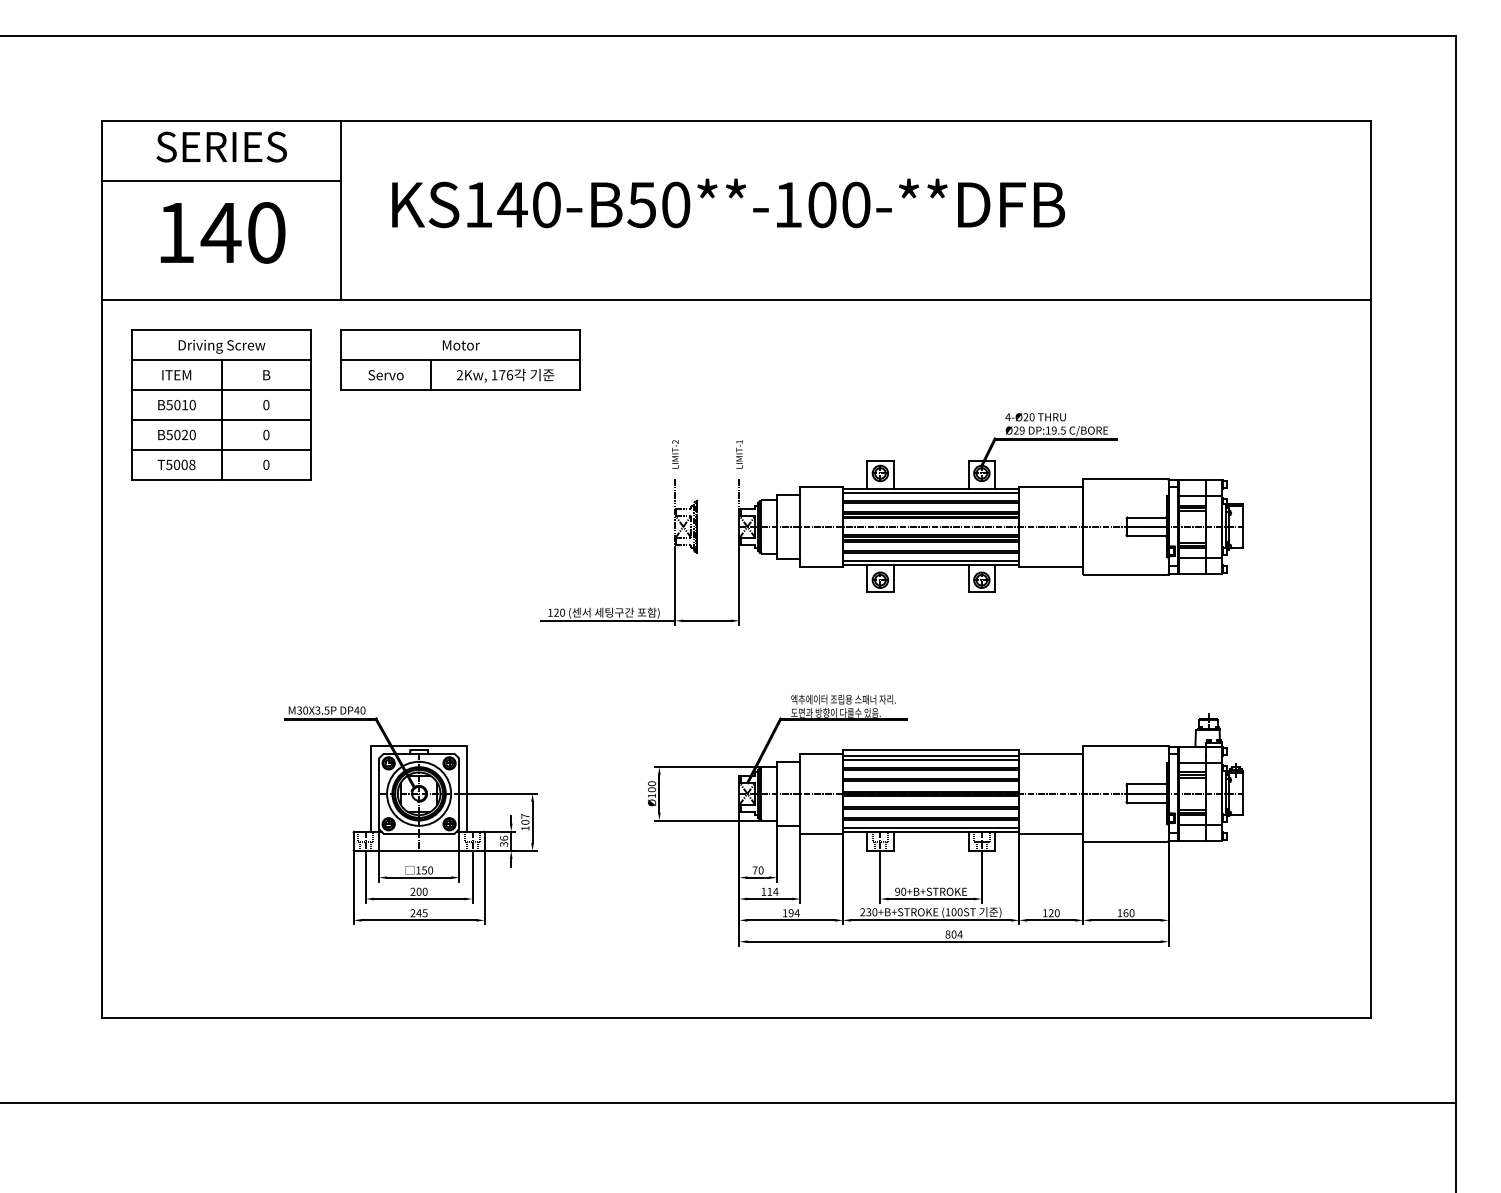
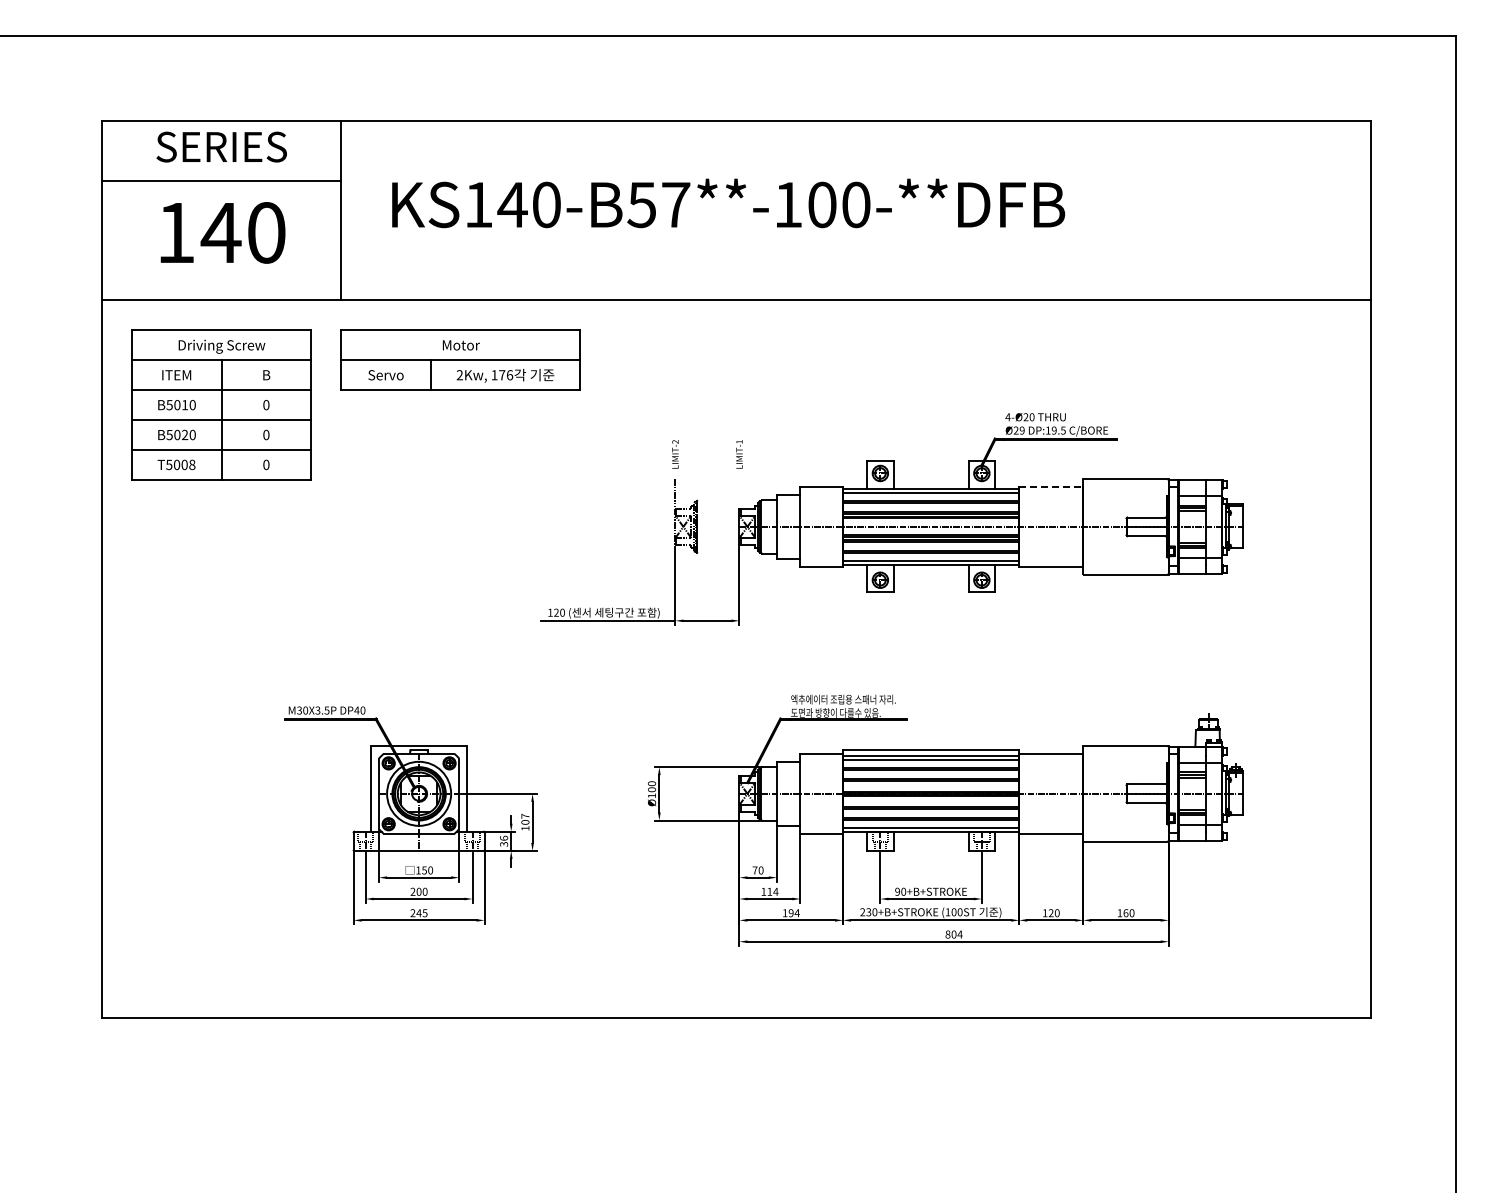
text: KS140-B50**-100-**DFB -> KS140-B57**-100-**DFB (676, 204)
line: solid -> dashed (1051, 486)
line: present -> none (739, 492)
line: present -> none (728, 1103)
